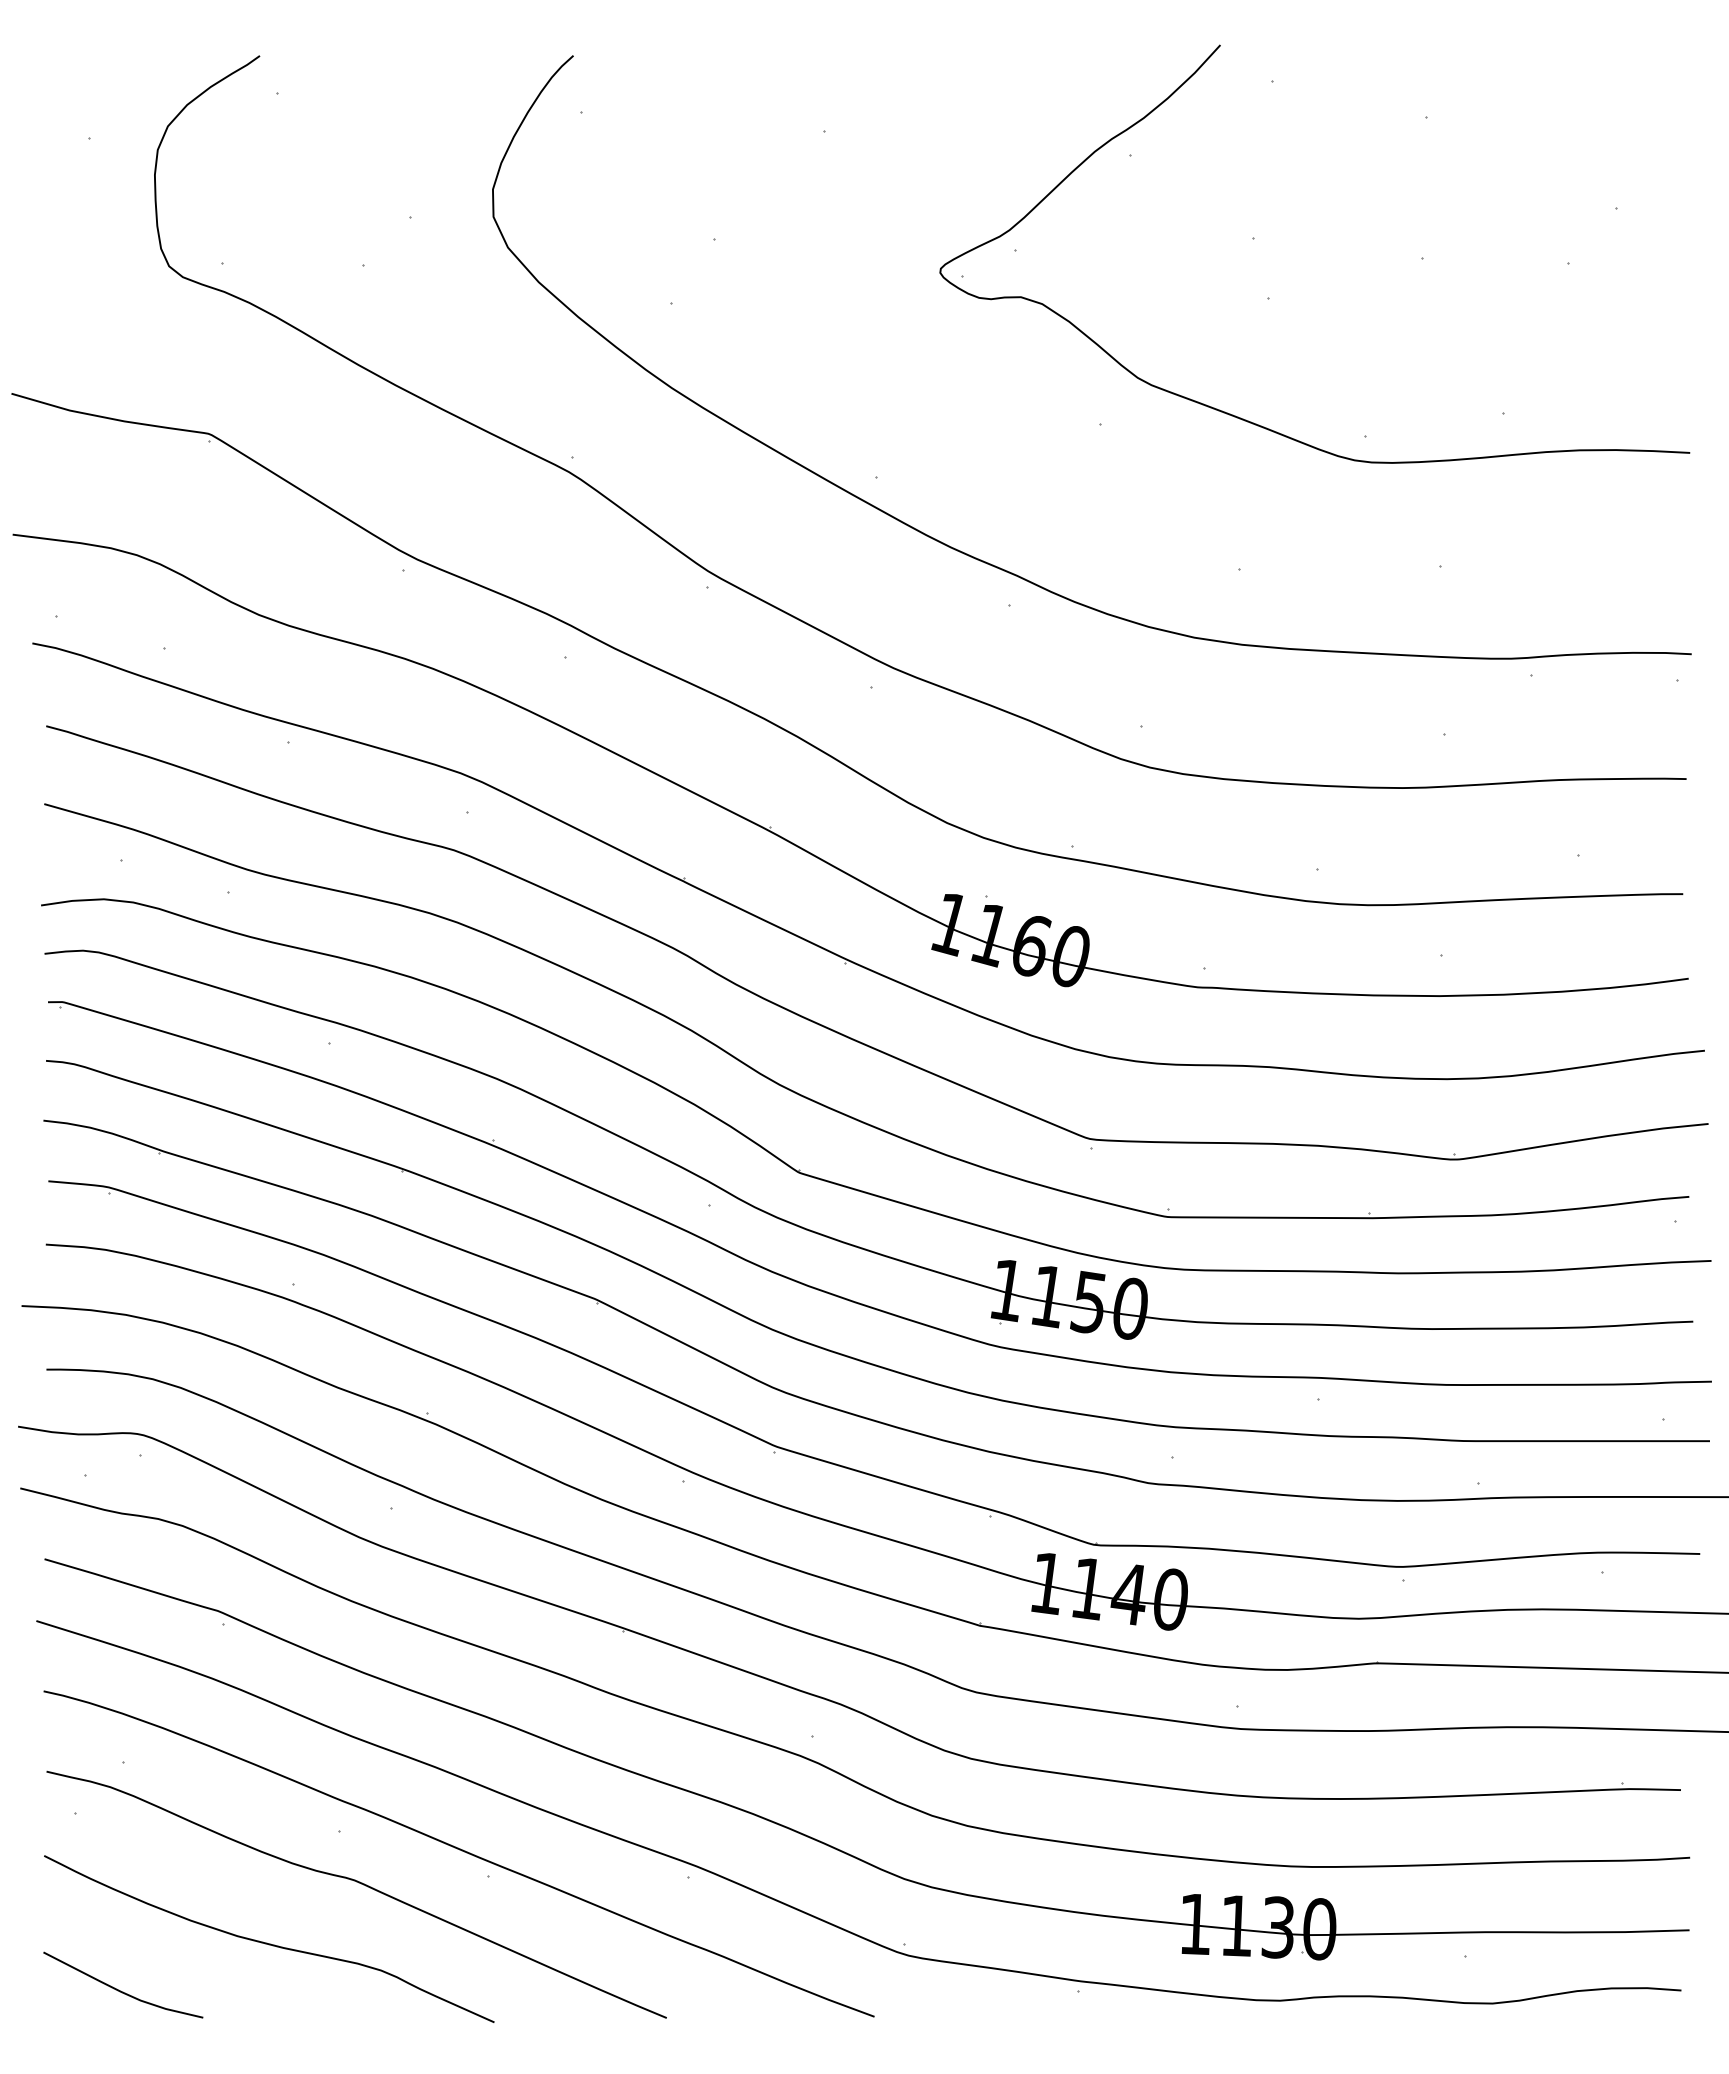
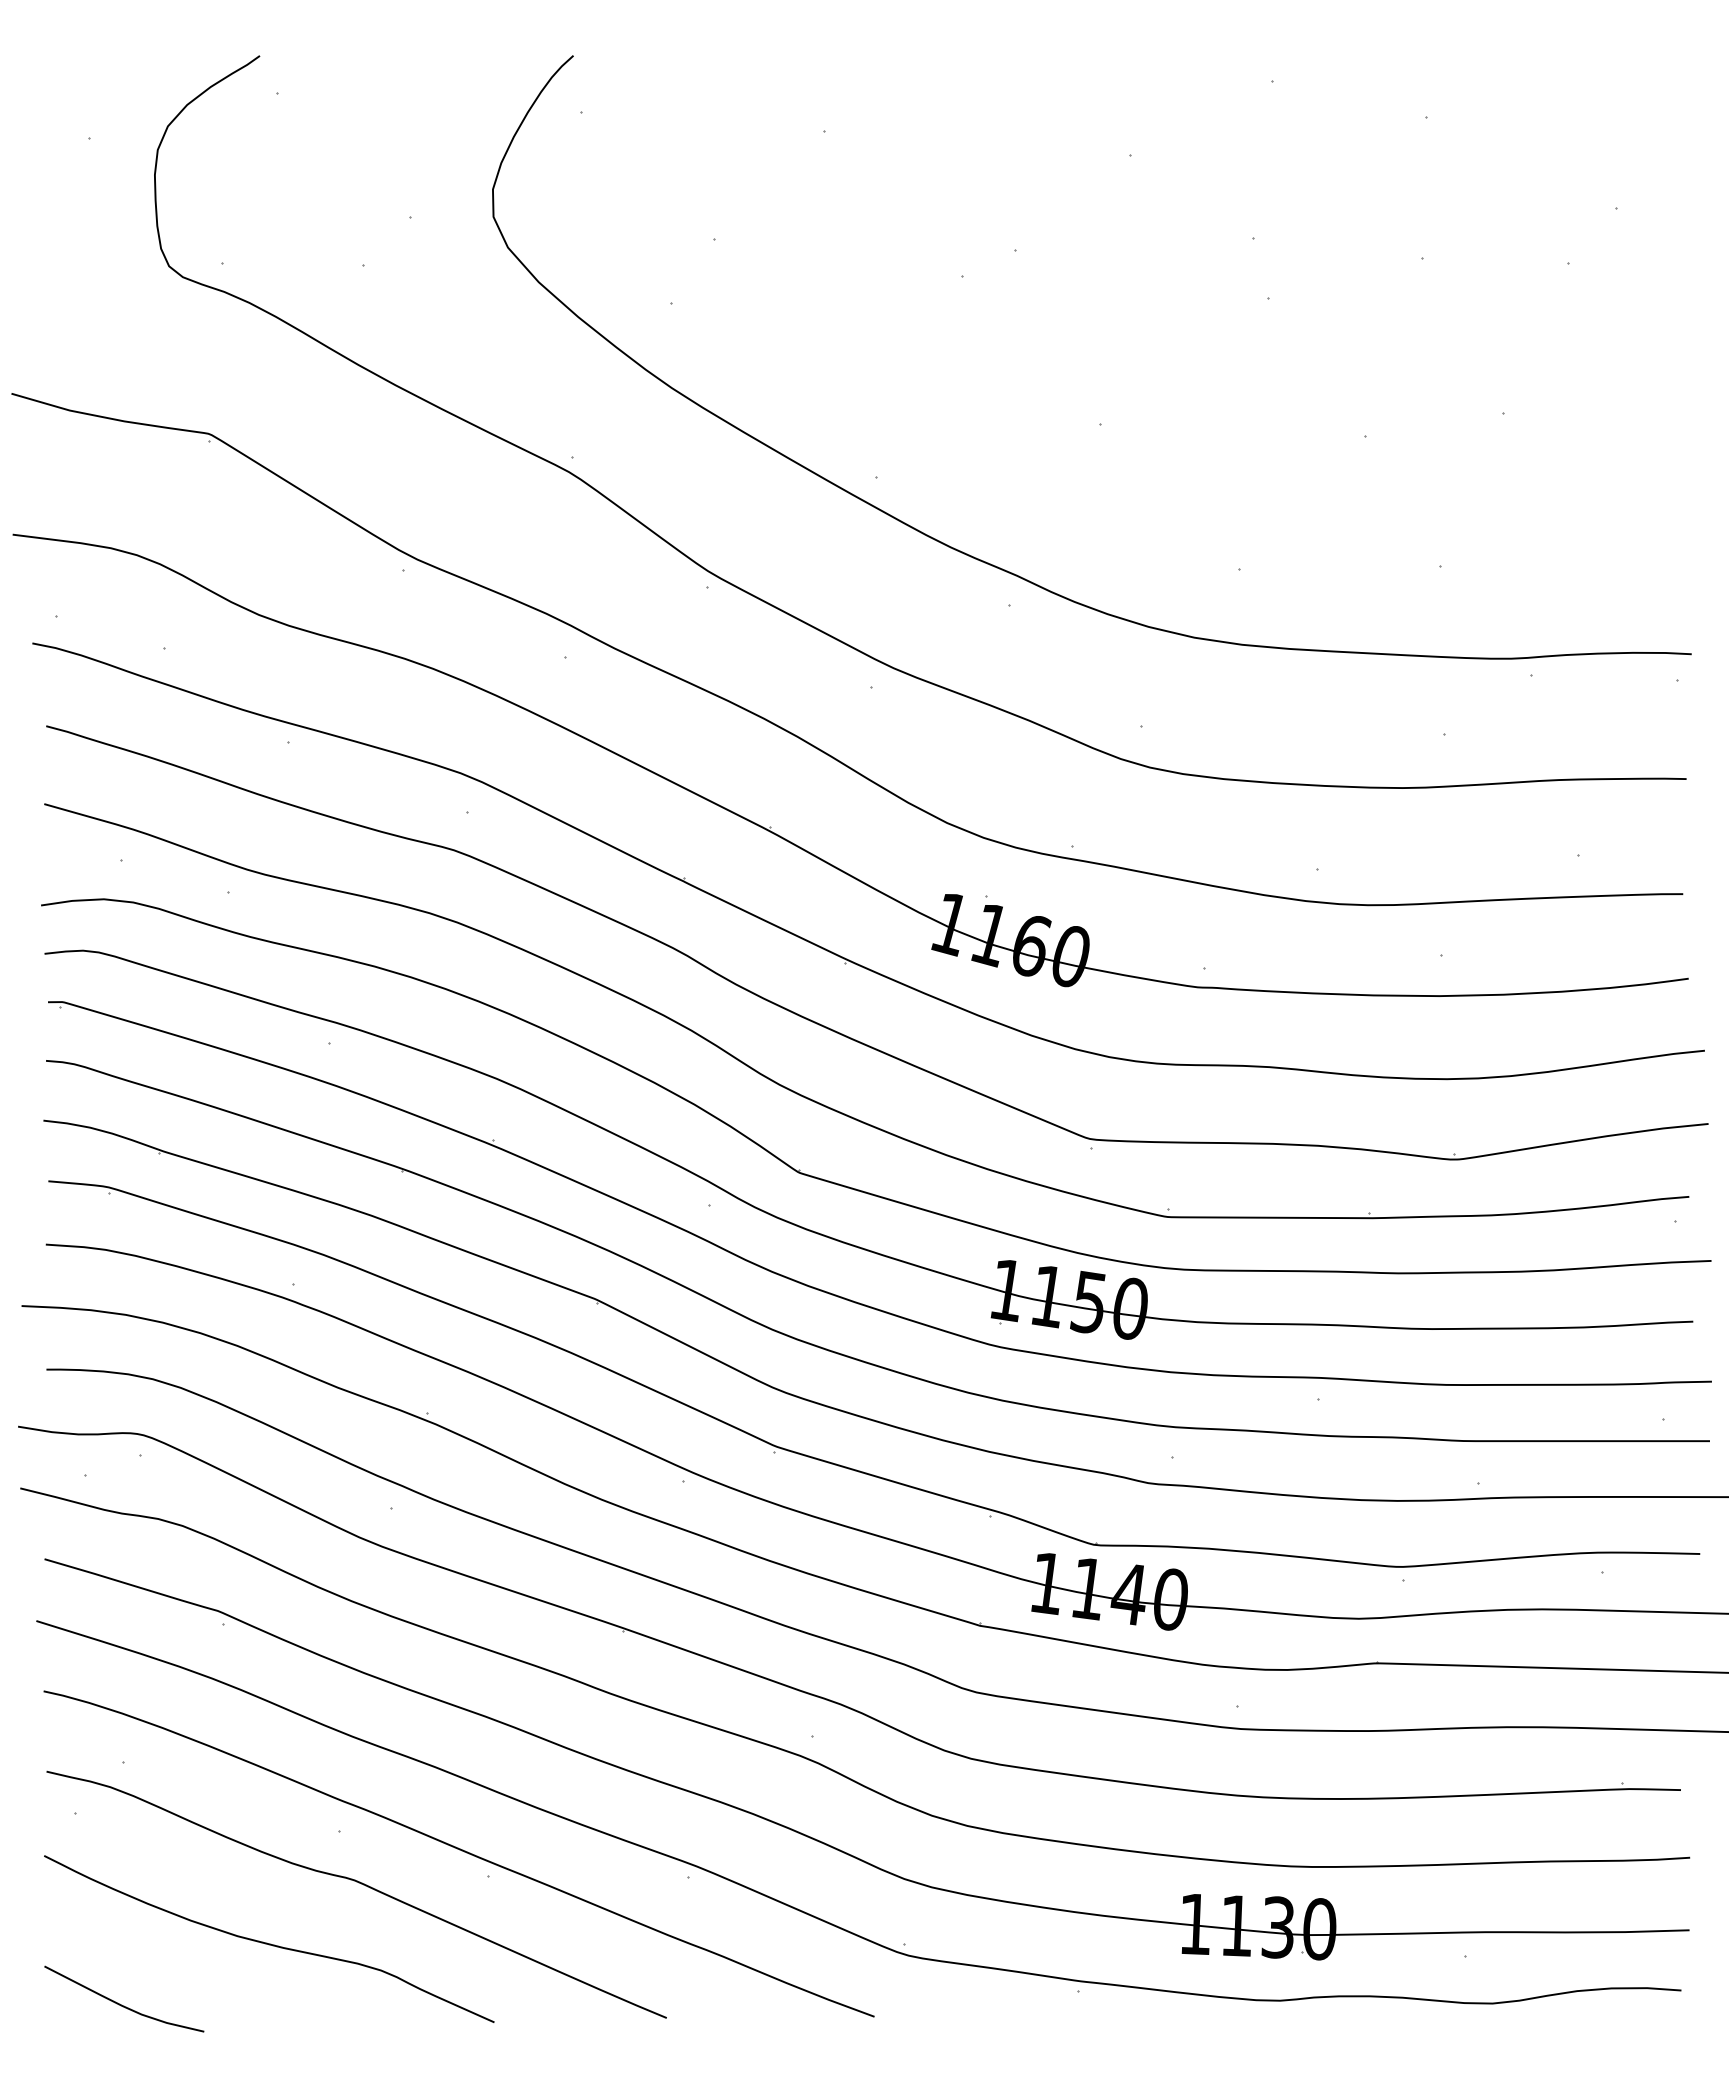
curve: present -> none (1246, 419)
curve position: (120, 1990) -> (121, 2004) (121, 2004)
